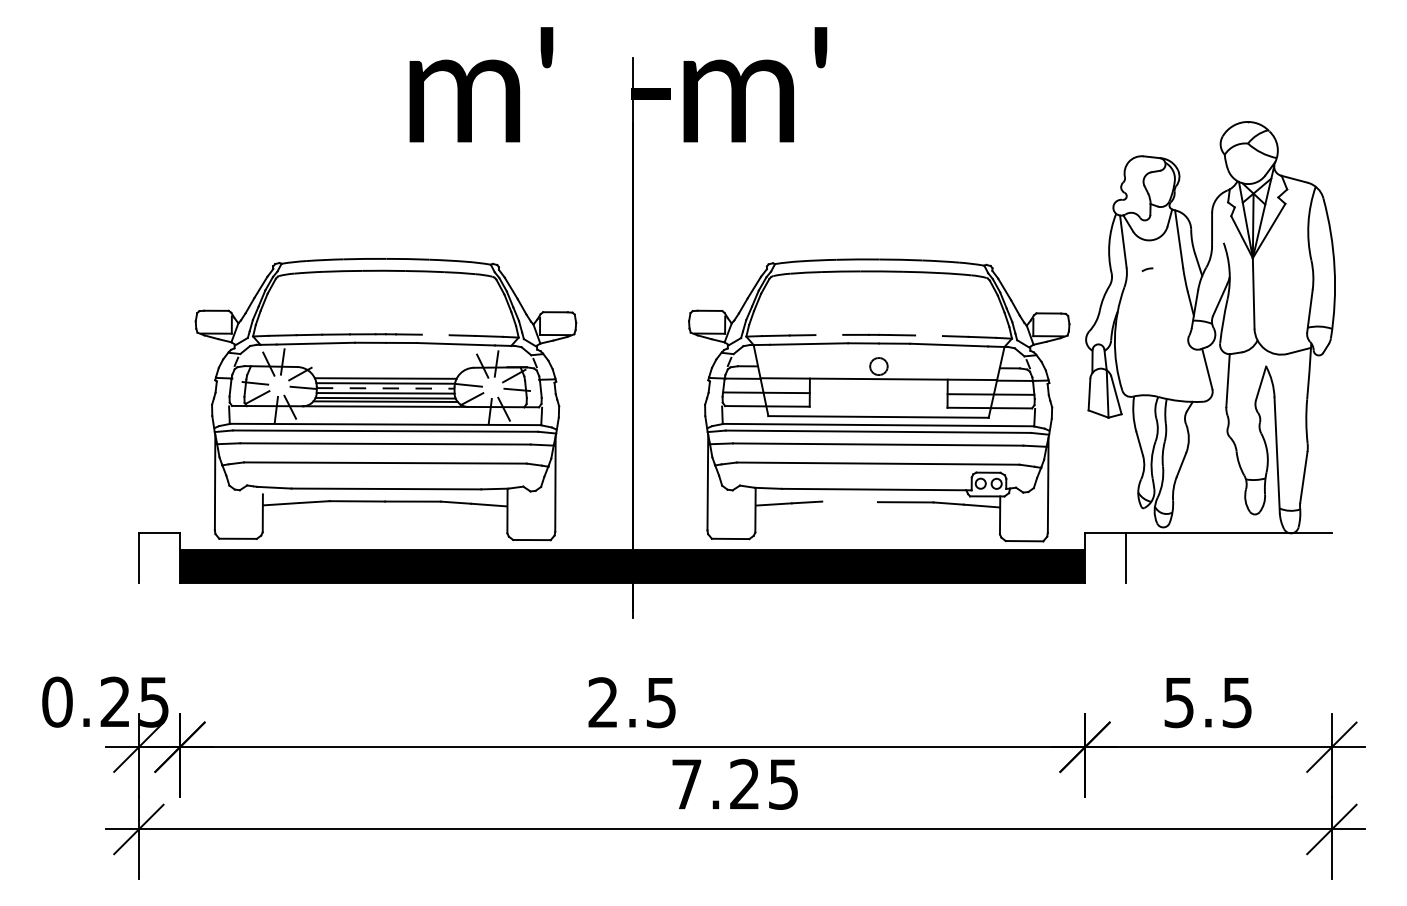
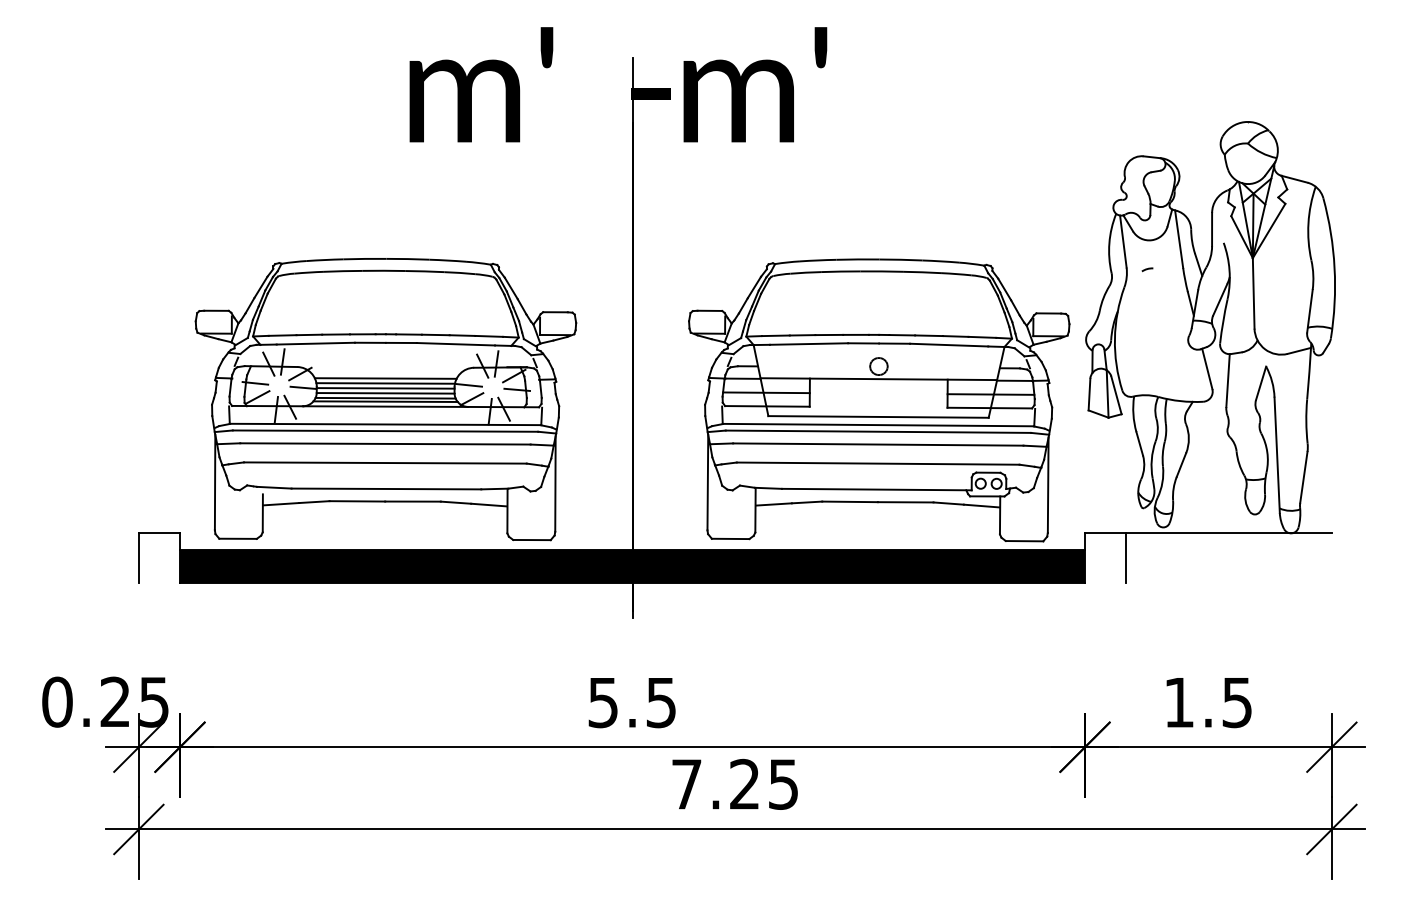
line: none -> present (435, 334)
line: none -> present (829, 334)
line: none -> present (928, 335)
line: dashed -> solid (385, 388)
line: none -> present (849, 501)
text: 2.5 -> 5.5 (602, 702)
text: 5.5 -> 1.5 (1178, 703)
